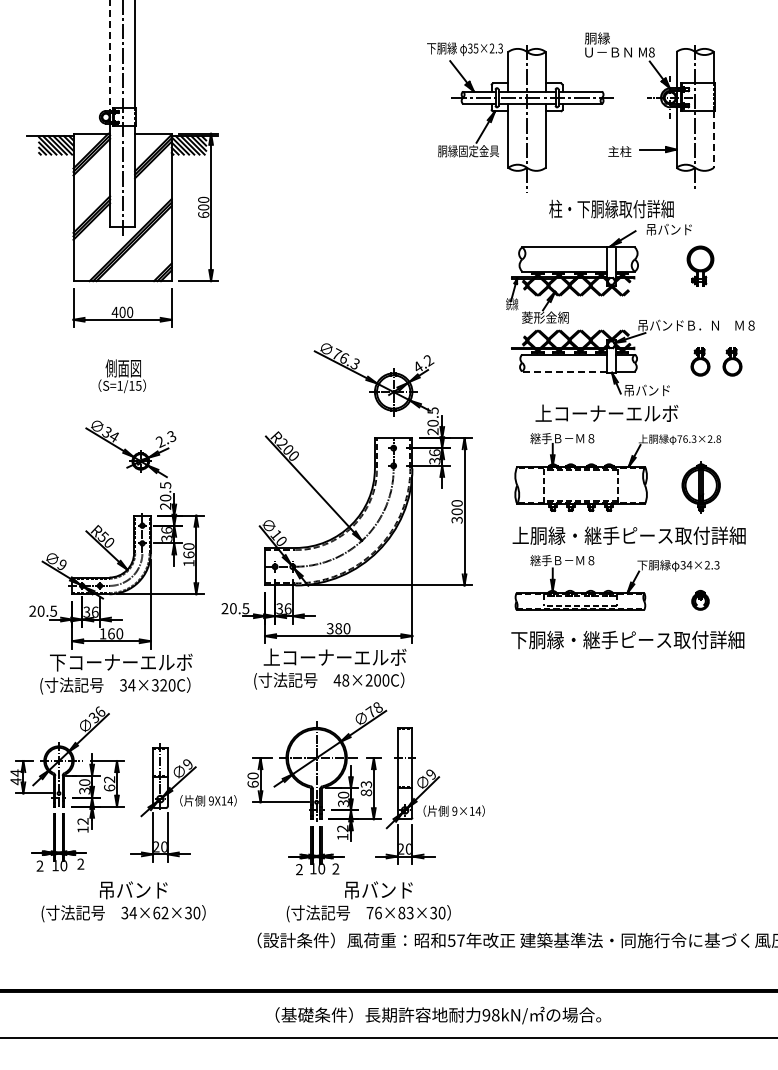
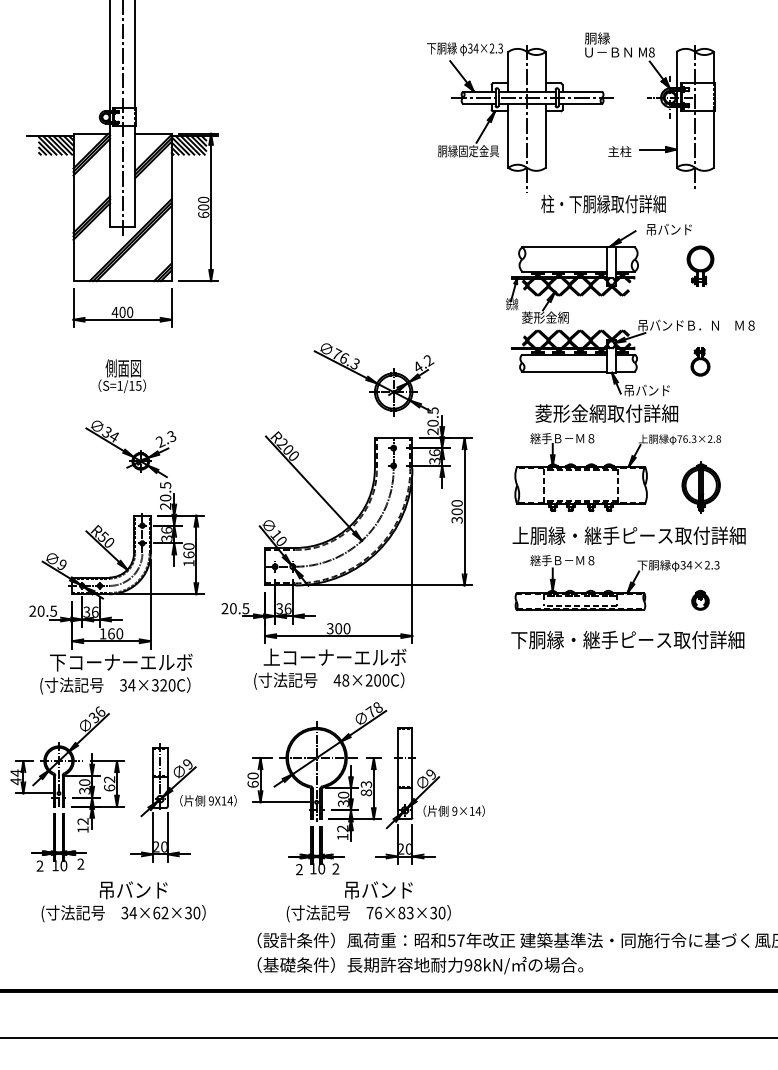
text: 35×2.3 -> 34×2.3 (475, 48)
line: dashed -> solid (110, 55)
line: dashed -> solid (713, 140)
text position: (611, 208) -> (603, 203) (603, 203)
part: present -> none (732, 361)
line: dashed -> solid (563, 371)
text: 上コーナーエルボ -> 菱形金網取付詳細 (606, 413)
text: 380 -> 300 (338, 628)
text position: (438, 1015) -> (420, 965) (420, 965)
